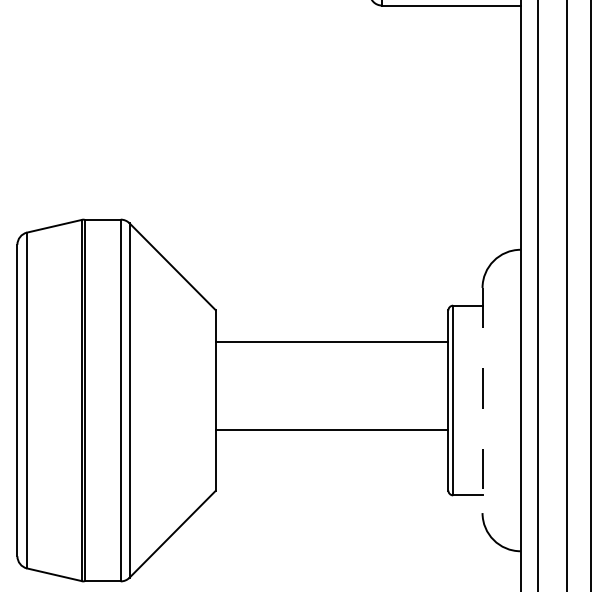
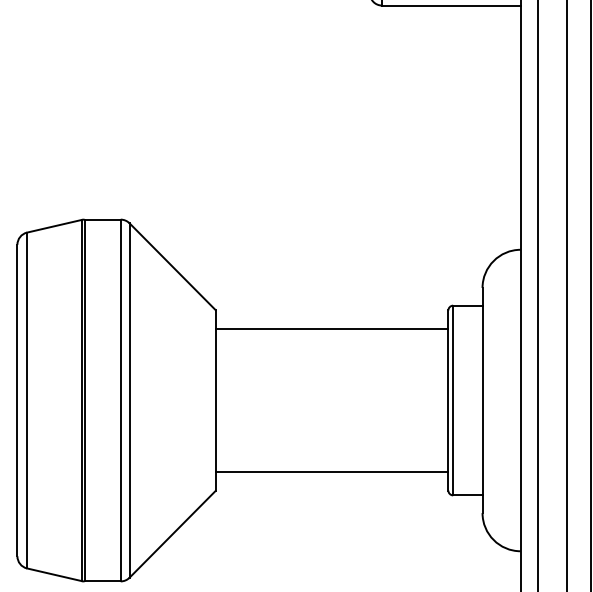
line position: (331, 342) -> (331, 329) (331, 329)
line: dashed -> solid (482, 400)
line position: (331, 429) -> (331, 471) (331, 471)
